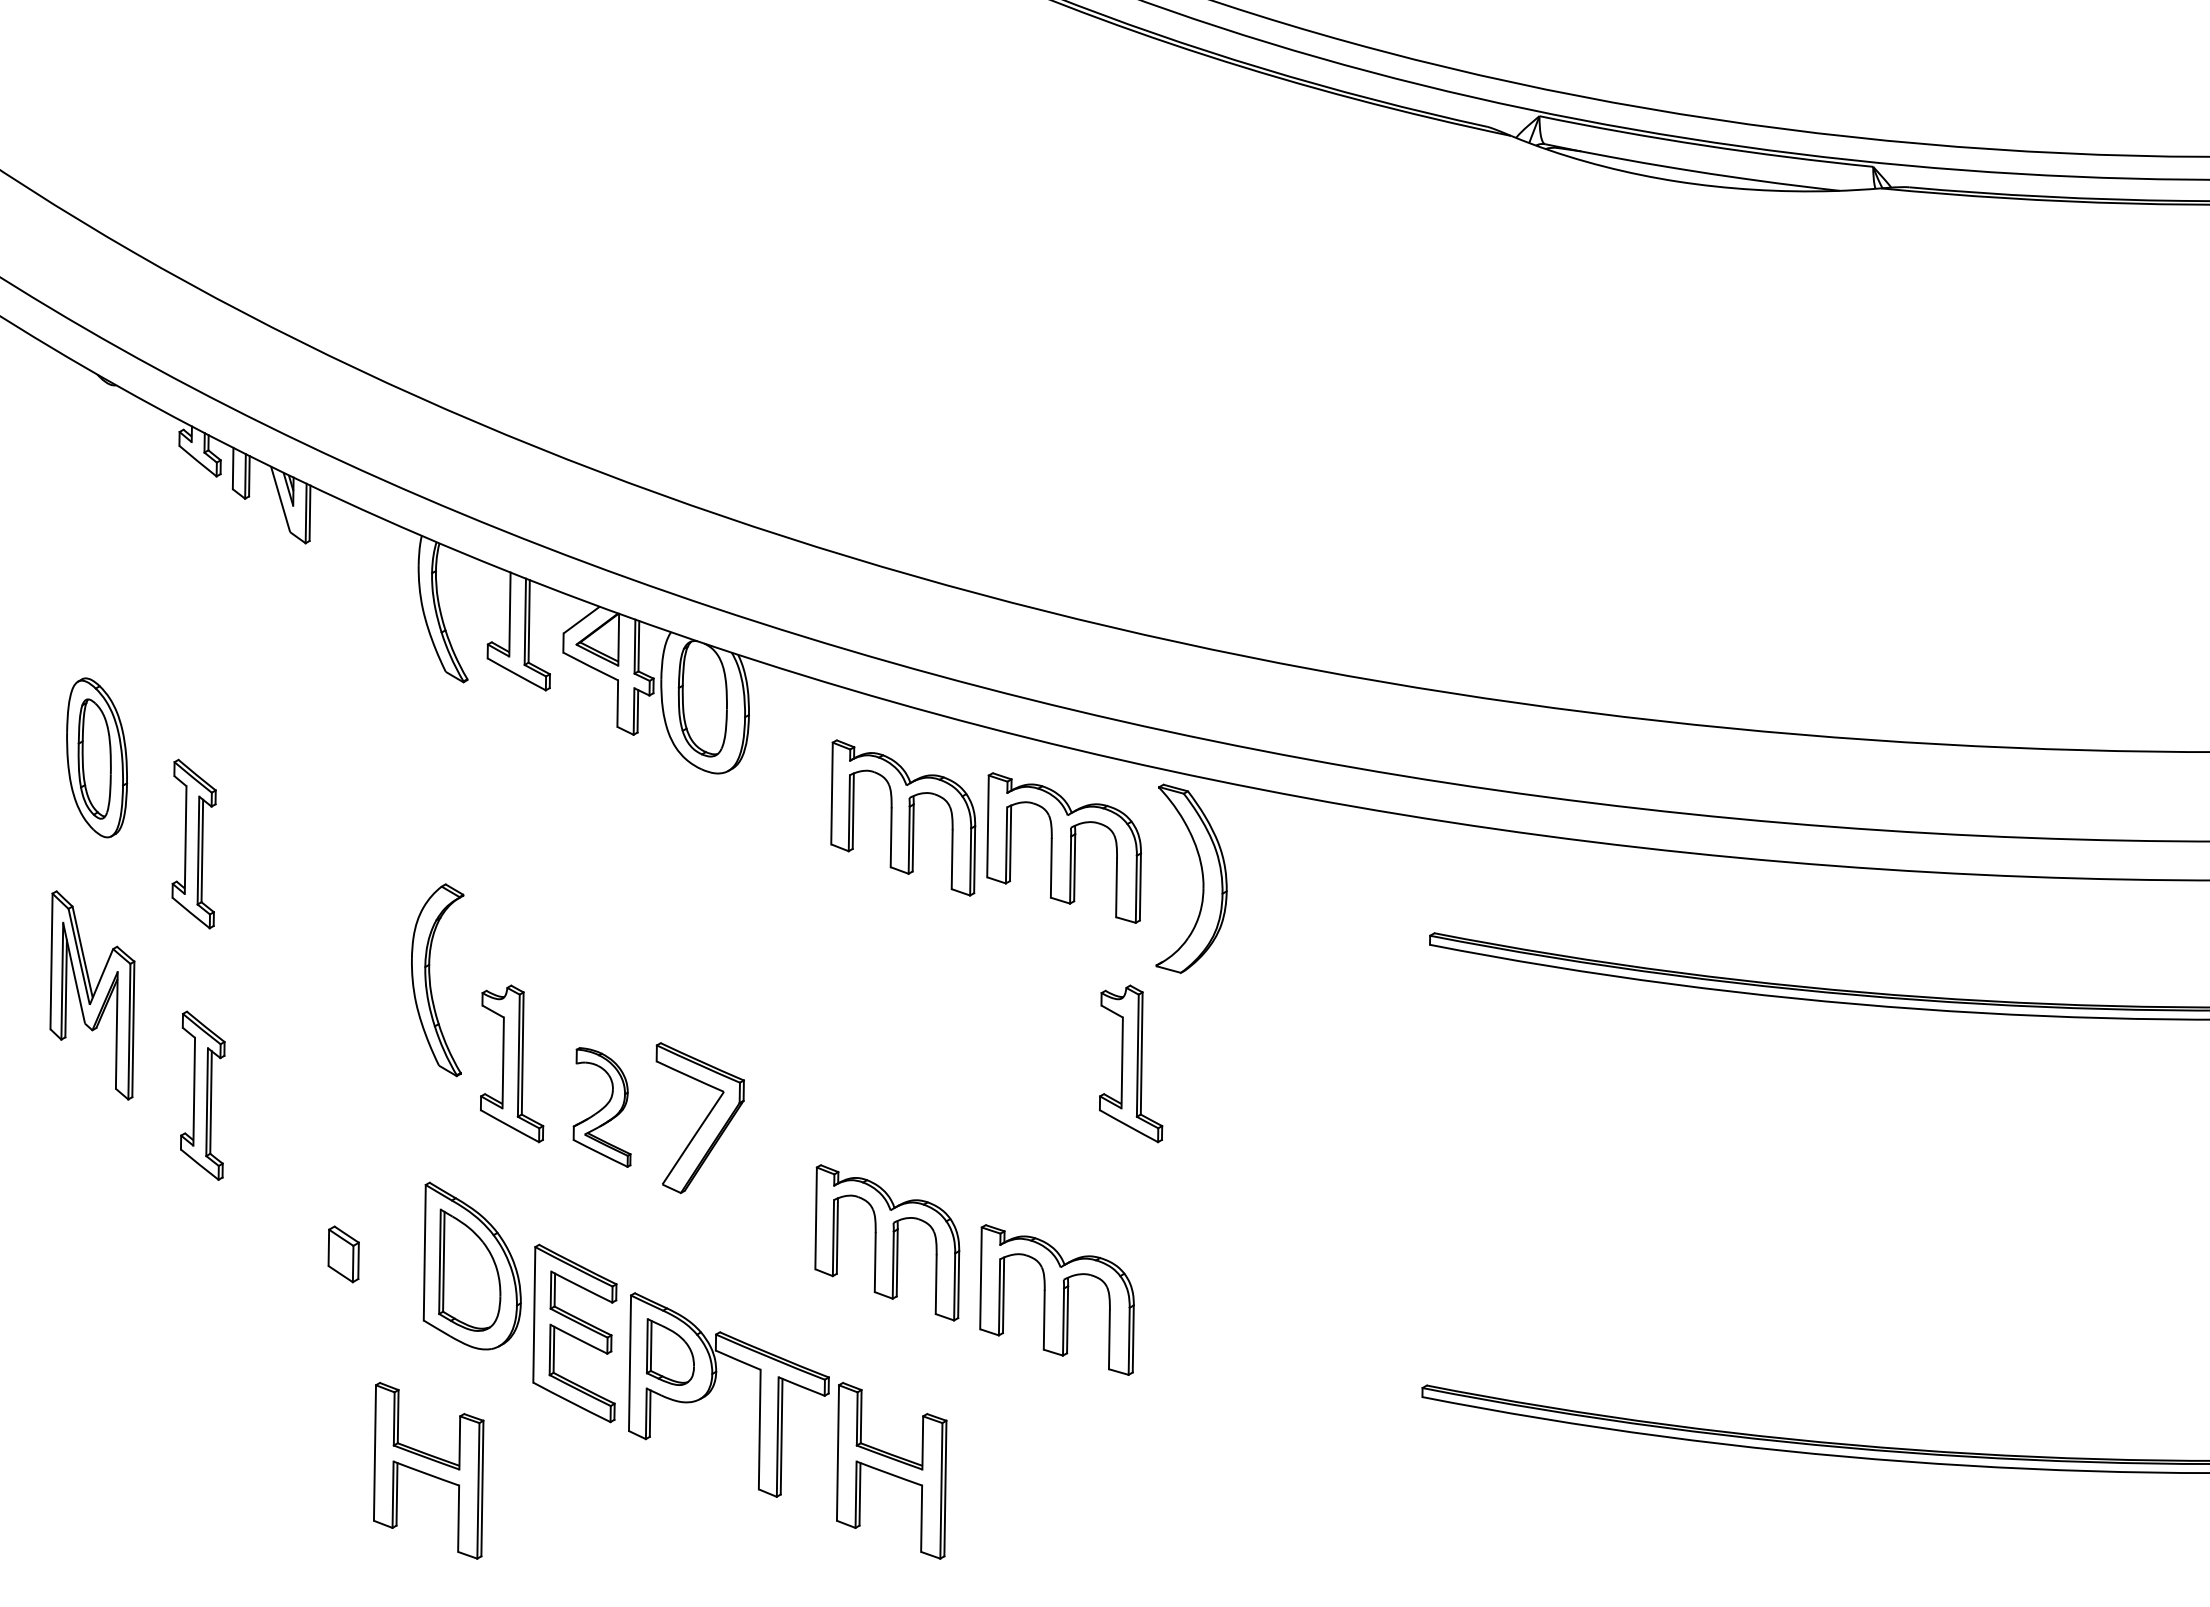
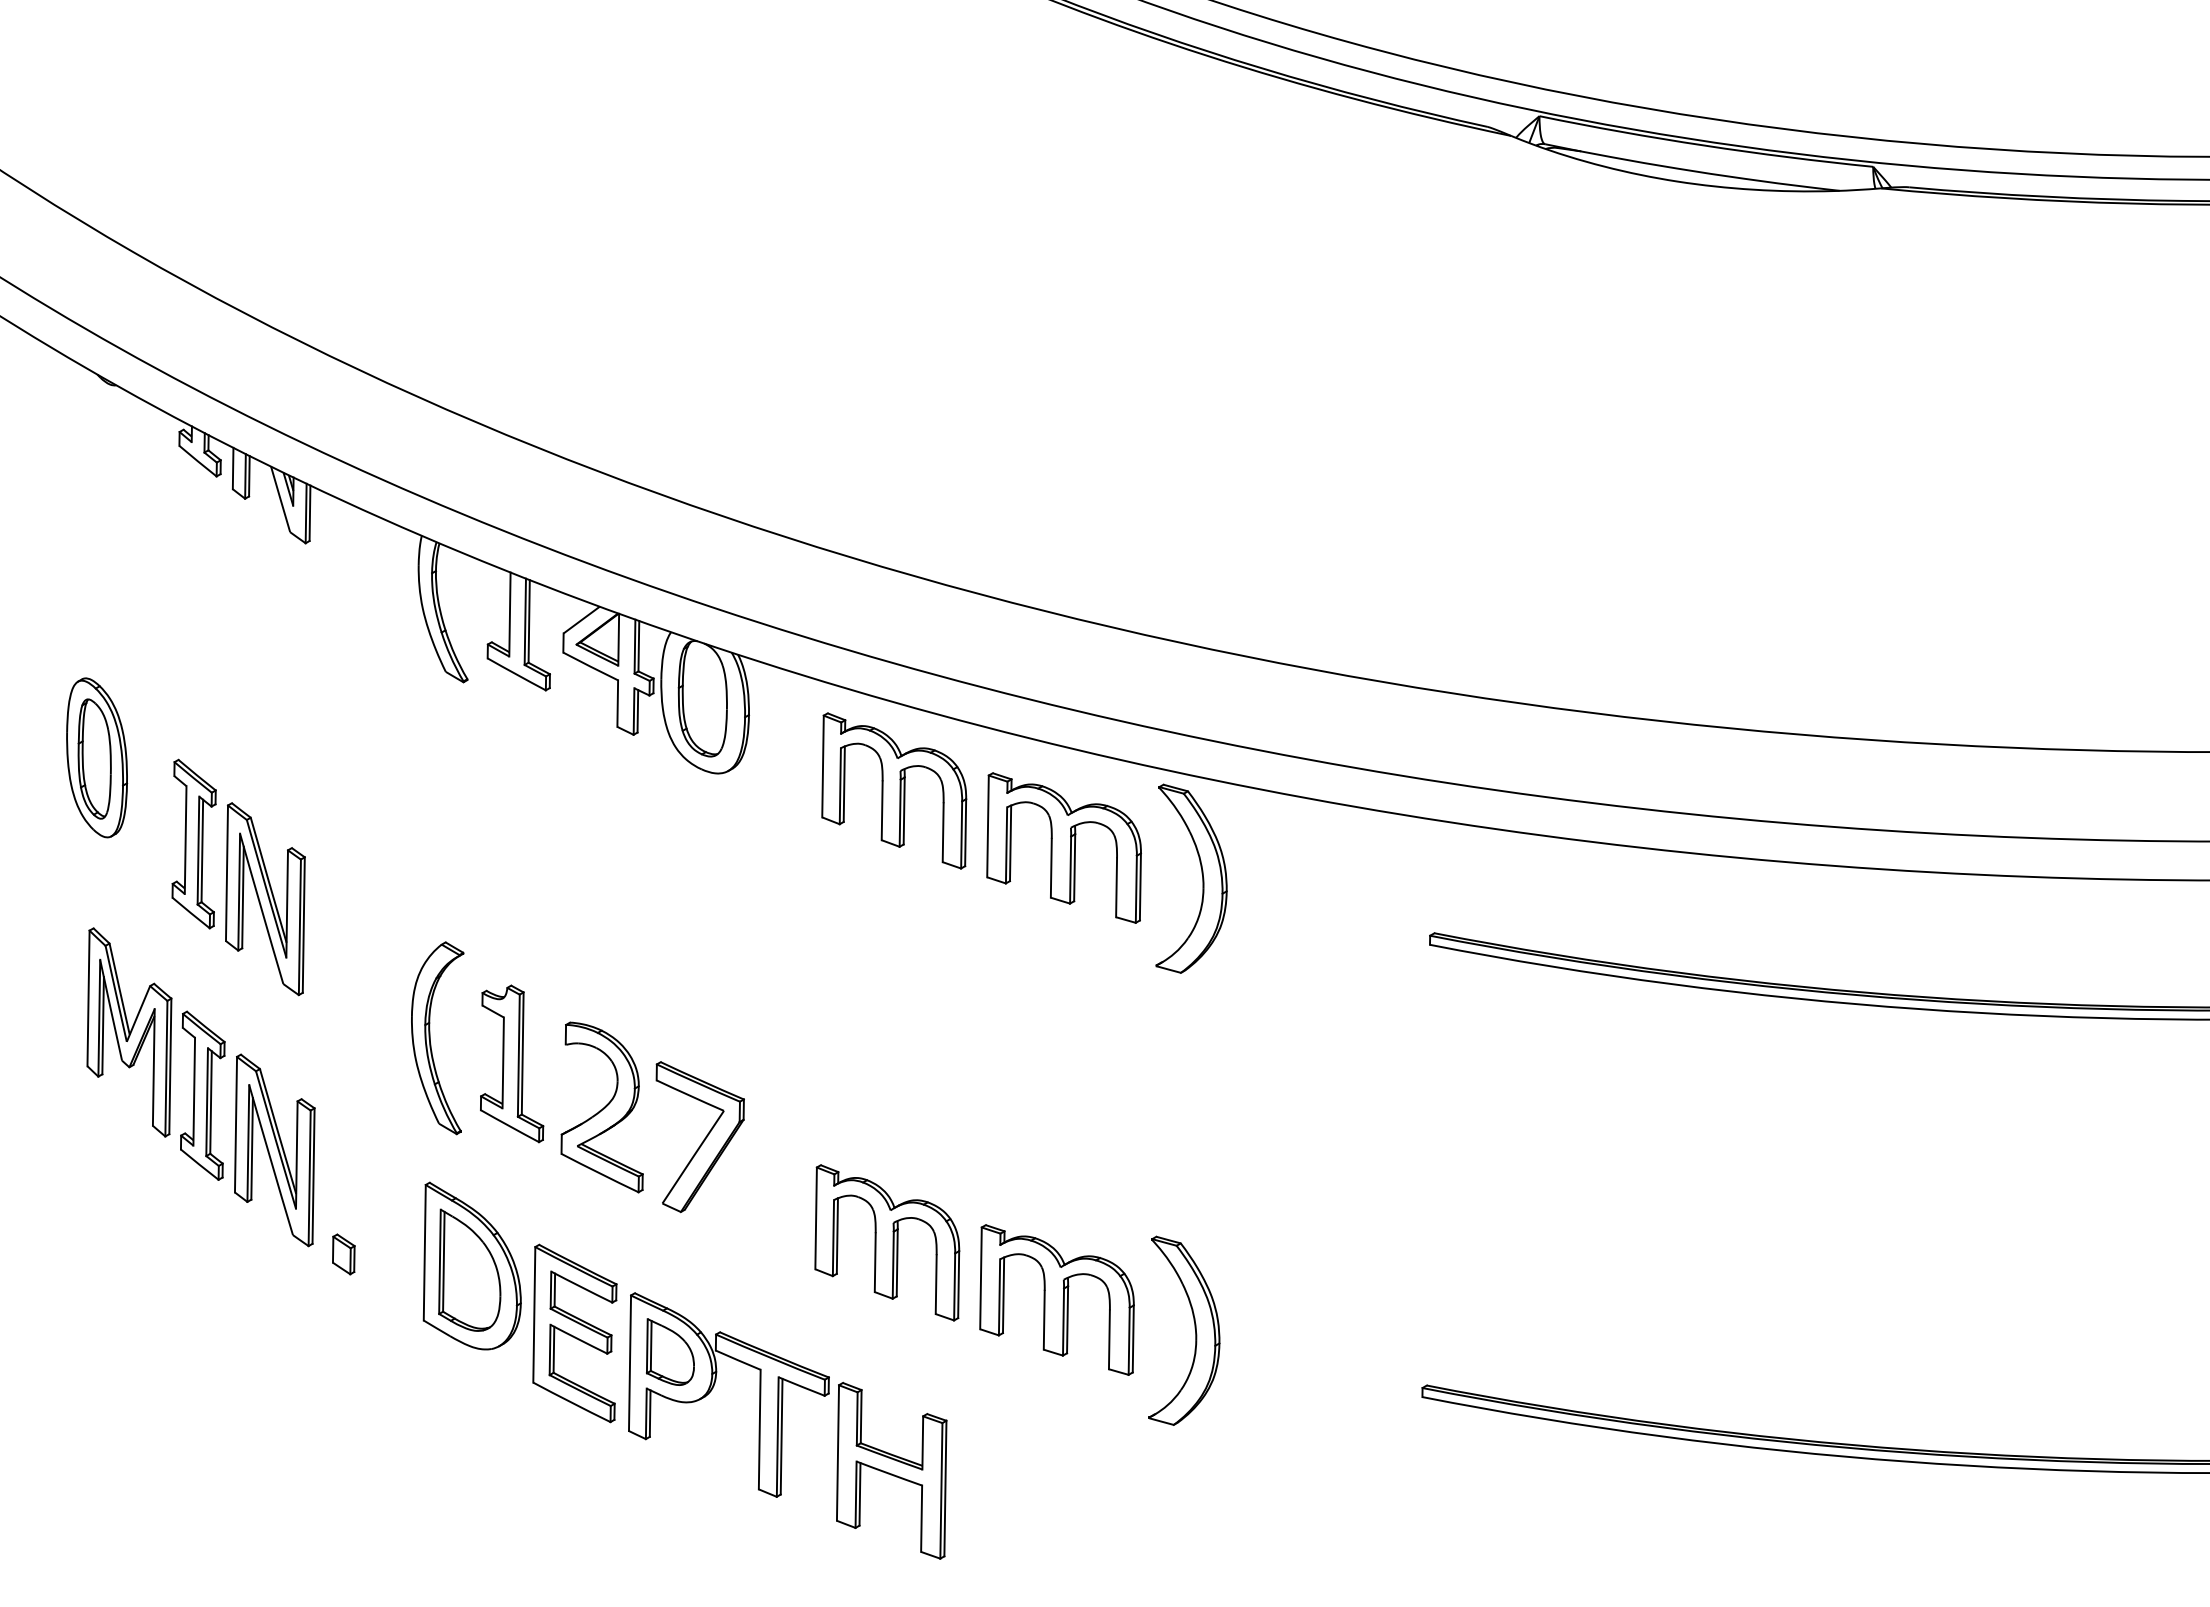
part position: (903, 817) -> (894, 790) (894, 790)
part: none -> present (265, 899)
part position: (430, 980) -> (430, 1038) (430, 1038)
part position: (92, 995) -> (129, 1032) (129, 1032)
part: present -> none (1131, 1063)
part size: 60x121 px -> 84x173 px (601, 1107)
part position: (699, 1118) -> (699, 1137) (699, 1137)
part: none -> present (274, 1150)
part size: 33x59 px -> 24x43 px (343, 1254)
part: none -> present (1194, 1328)
part: present -> none (428, 1470)
